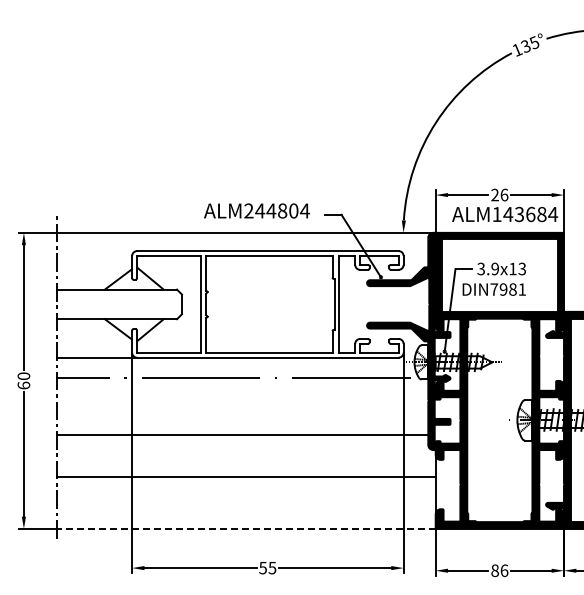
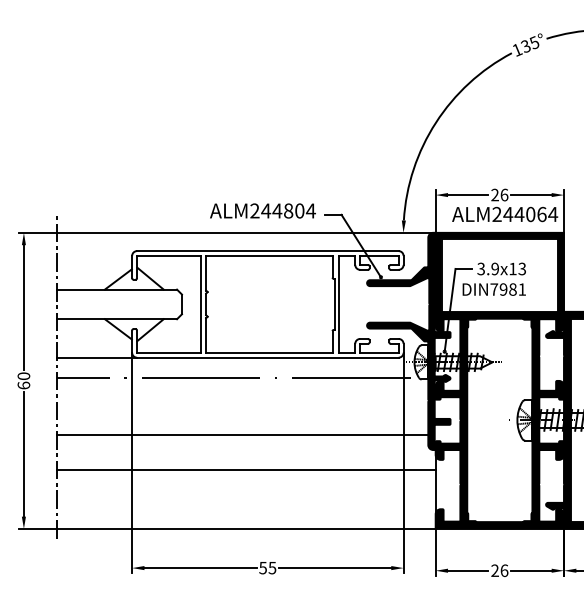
text position: (256, 210) -> (262, 210) (262, 210)
text: ALM143684 -> ALM244064 (519, 214)
line position: (246, 476) -> (246, 469) (246, 469)
line: dashed -> solid (245, 529)
text: 86 -> 26 (494, 570)
